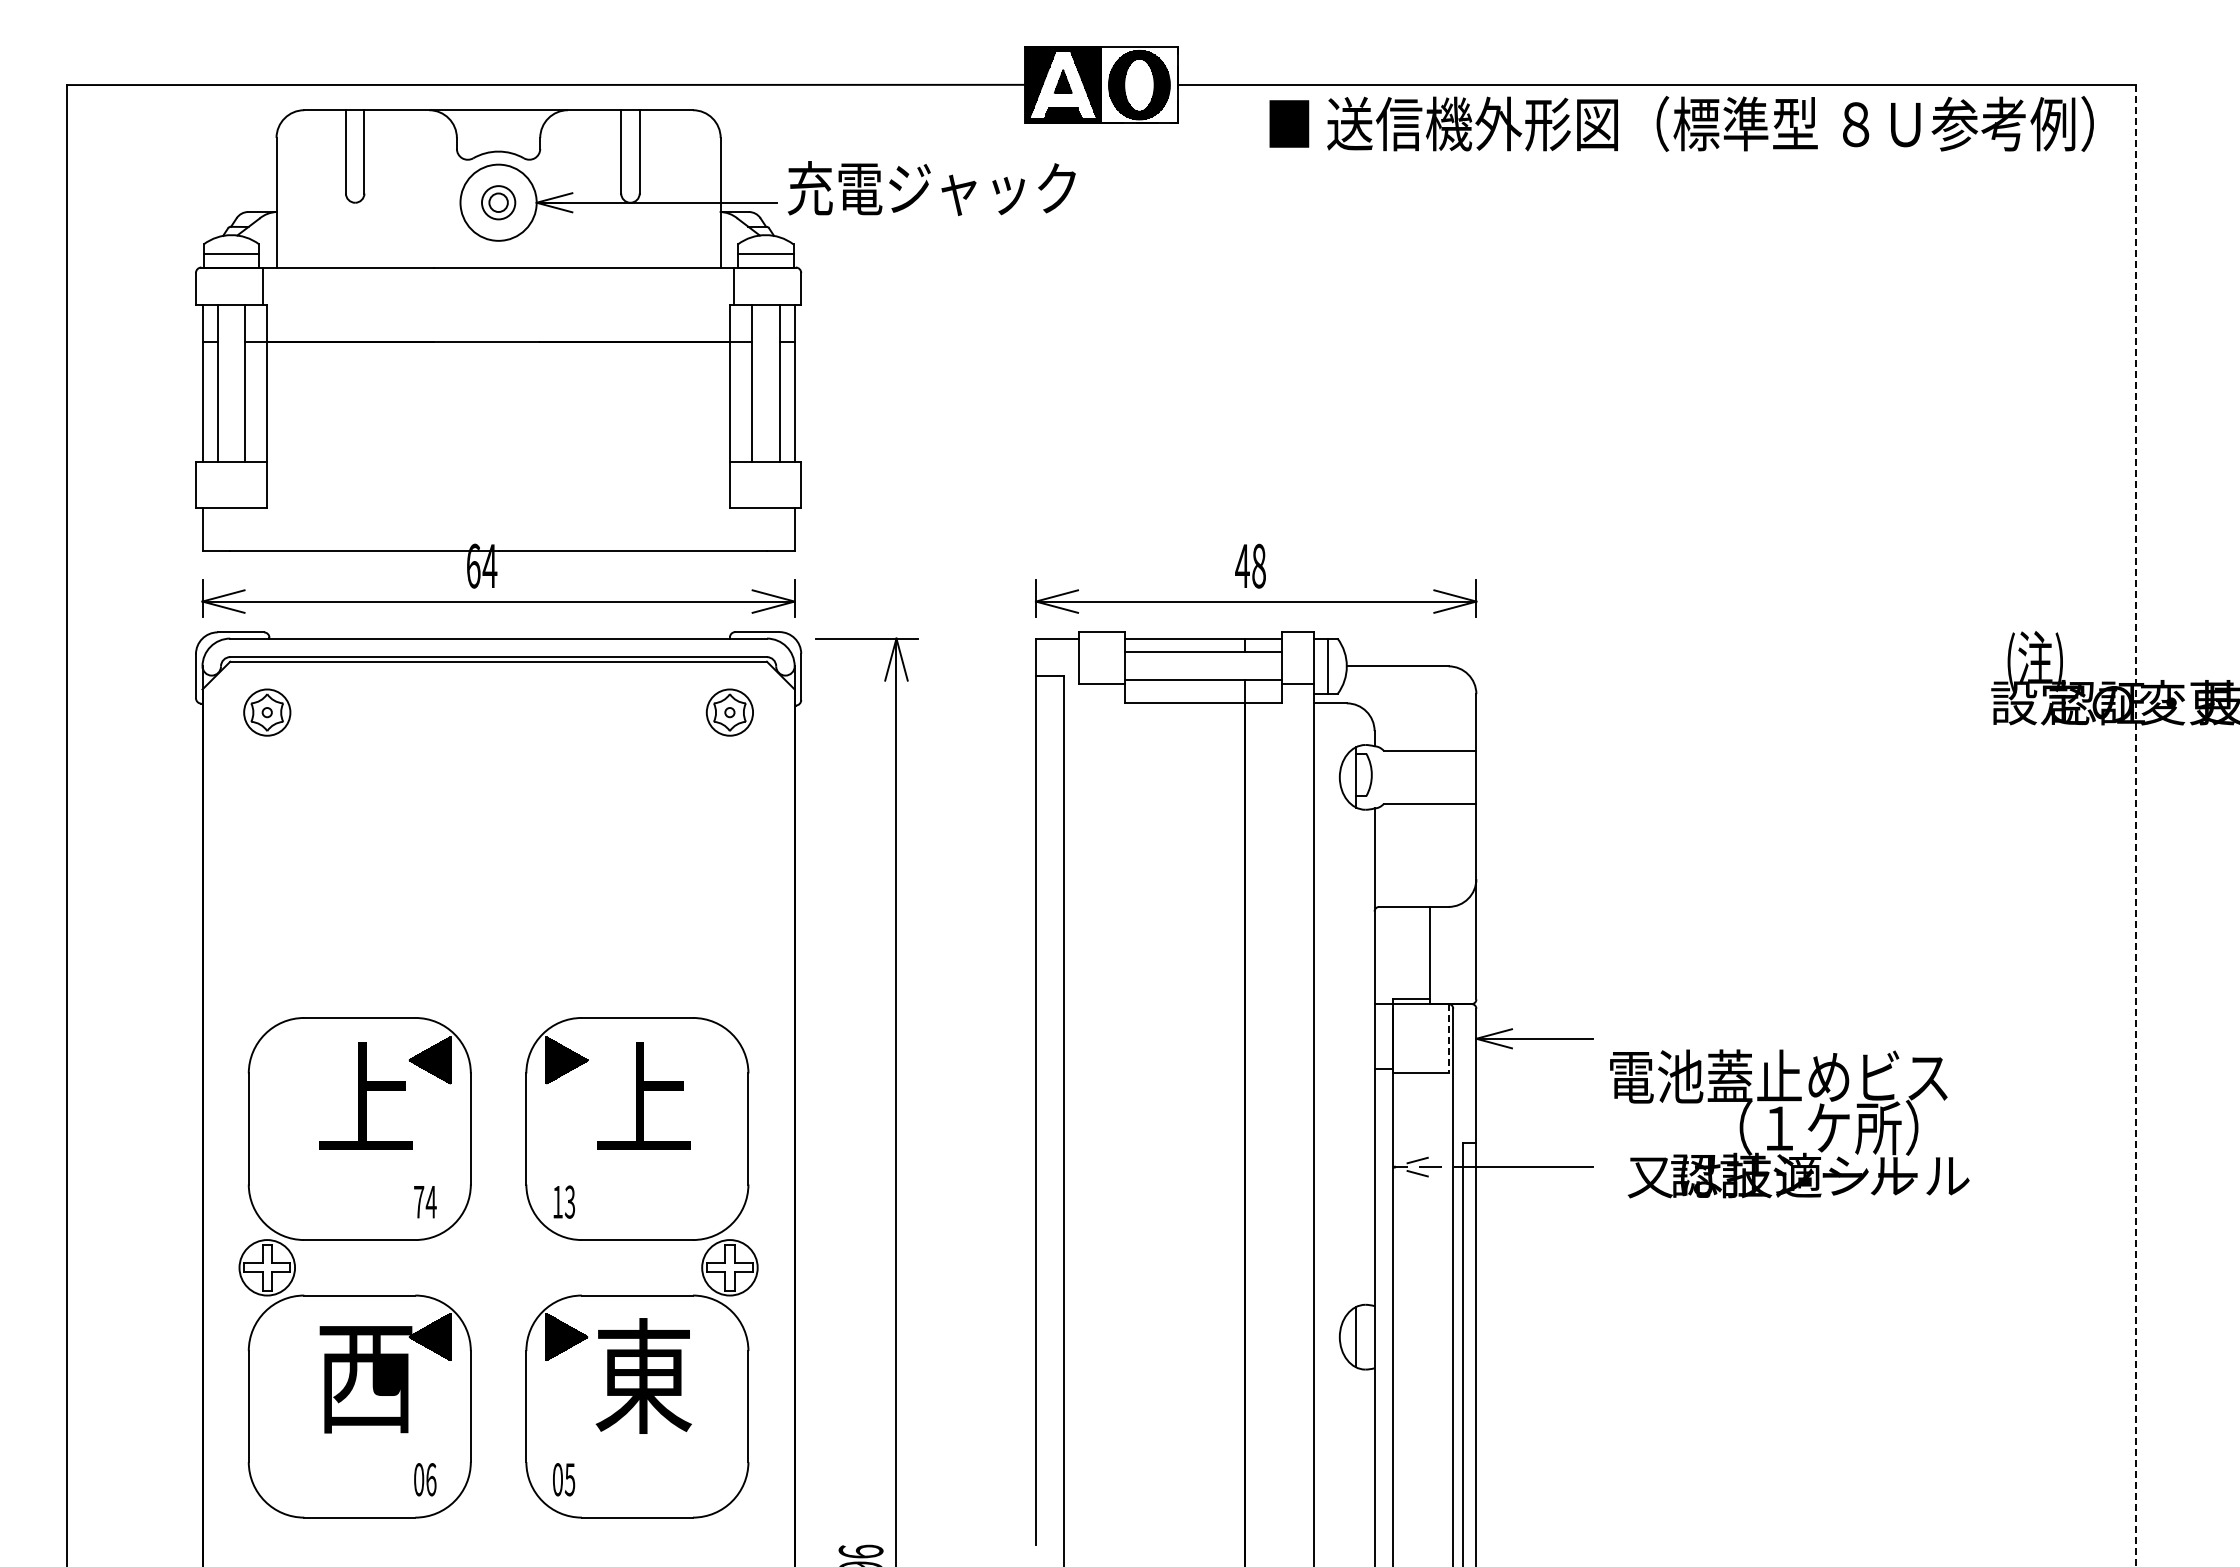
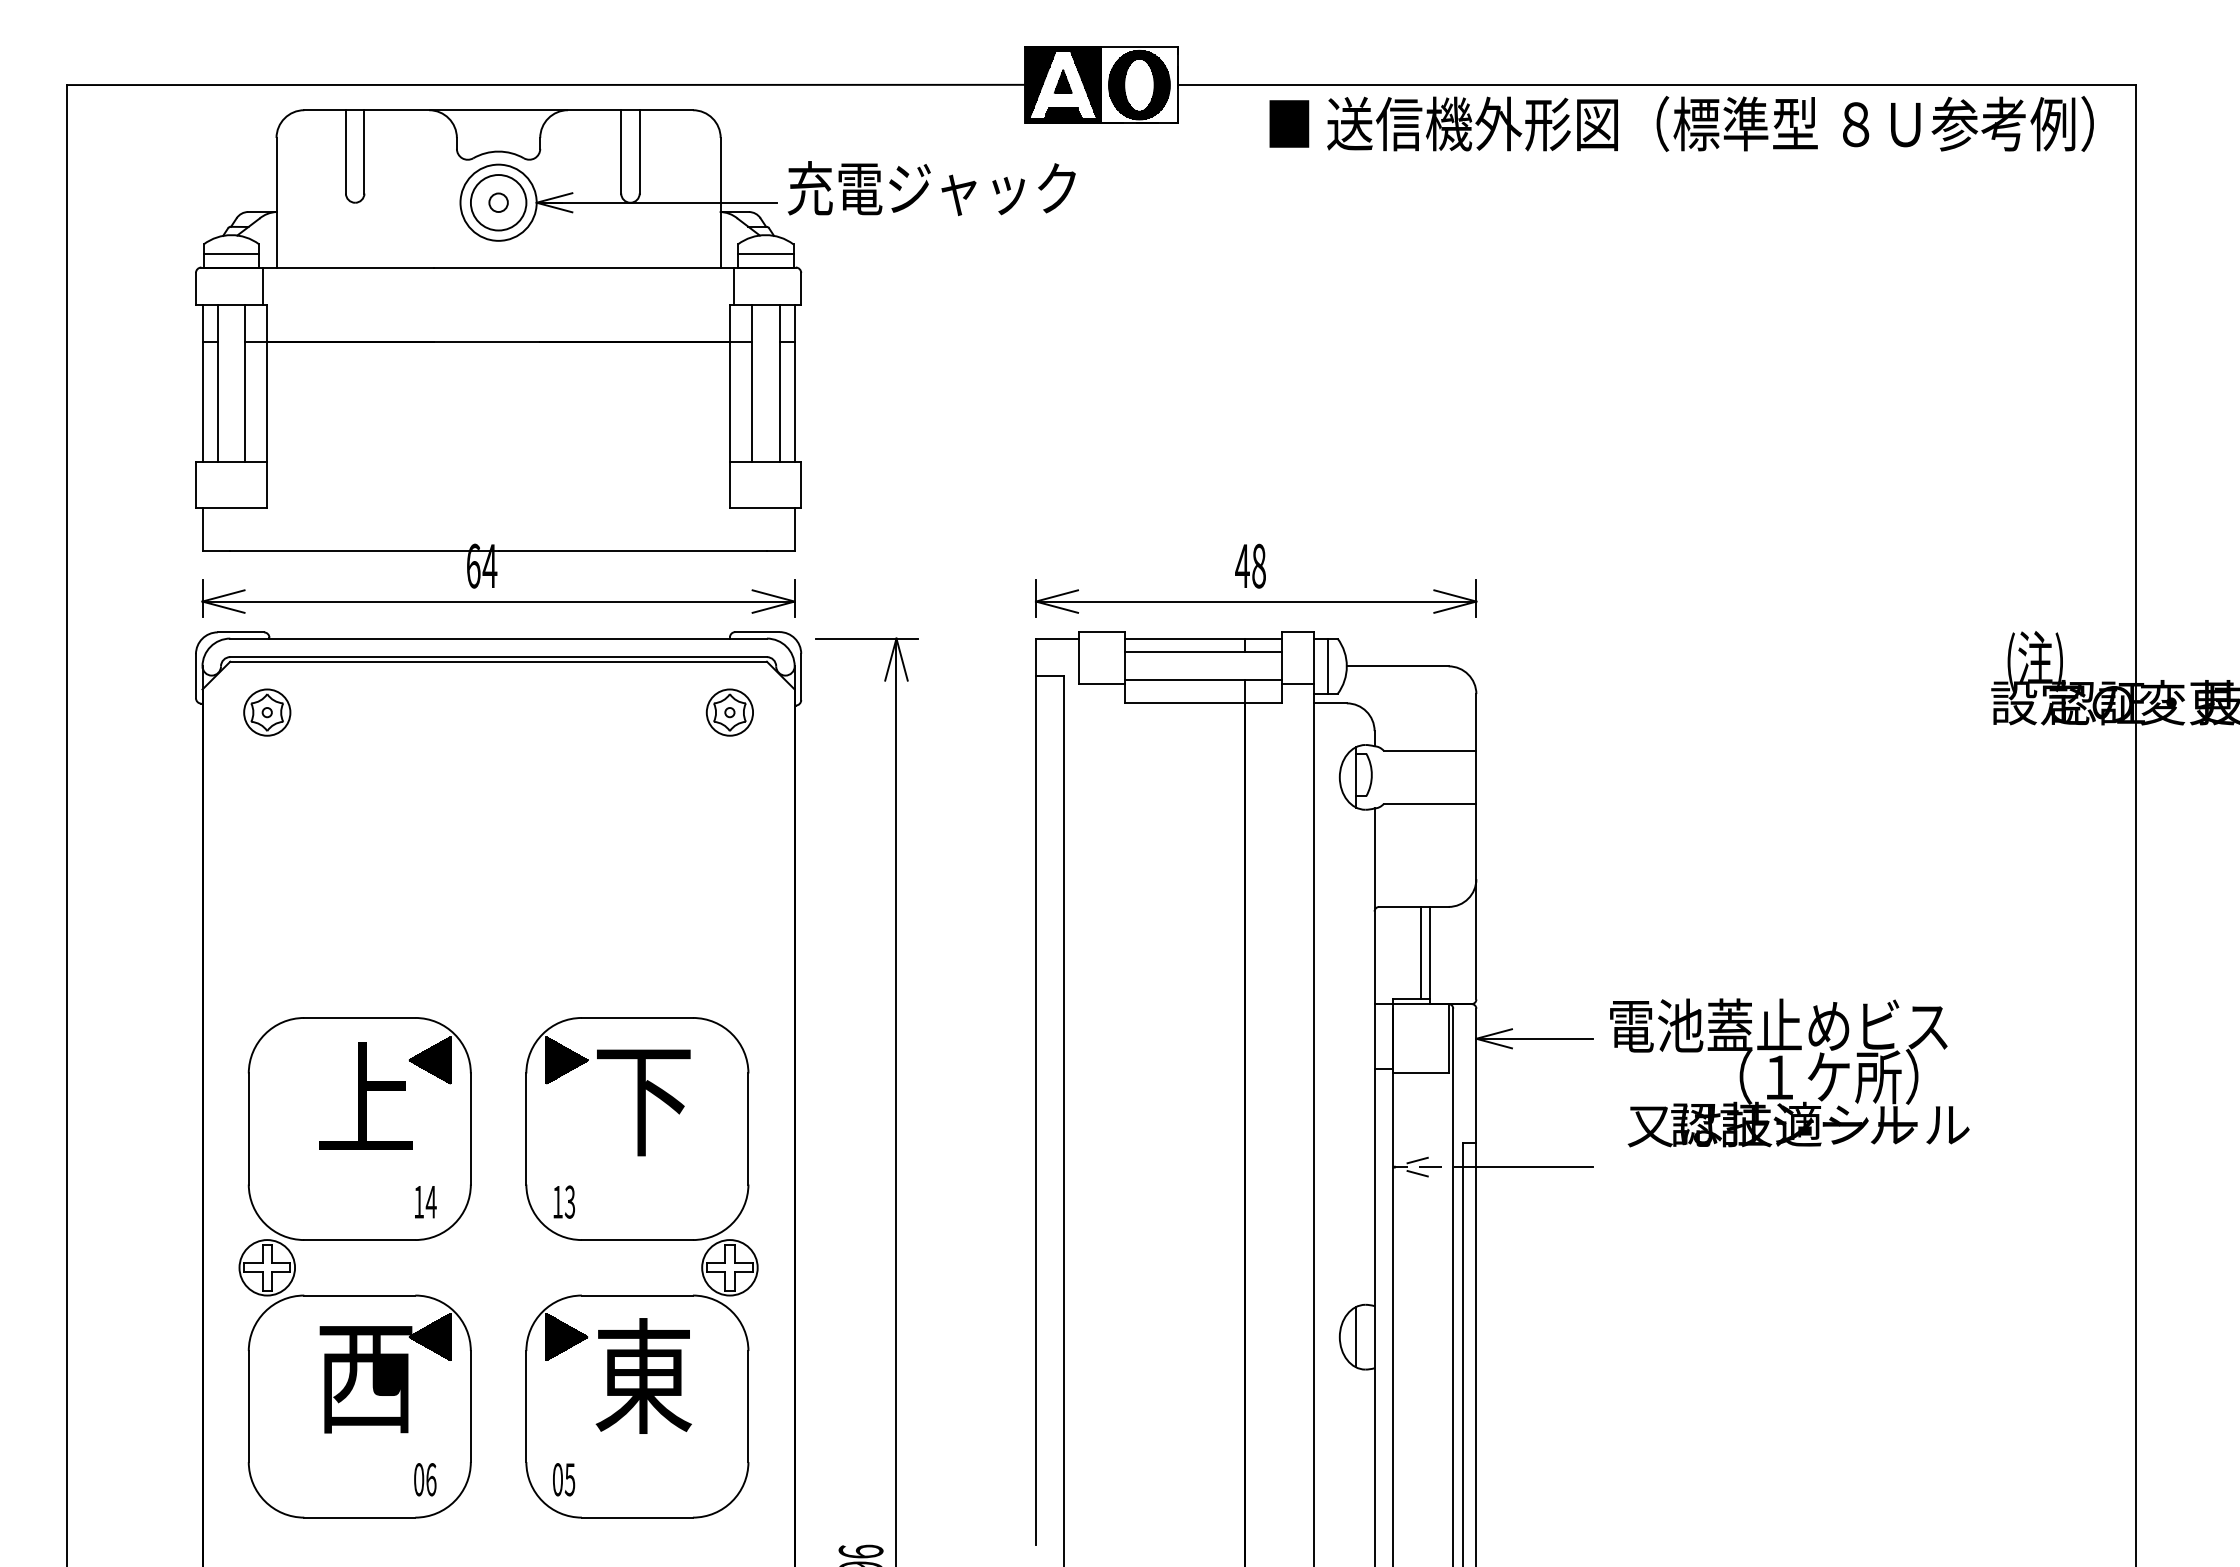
circle diameter: 33 px -> 56 px (498, 202)
line: dashed -> solid (2135, 825)
line: none -> present (1420, 952)
line: dashed -> solid (1448, 1038)
text: 上 -> 下 (643, 1099)
text position: (1789, 1123) -> (1789, 1072) (1789, 1072)
text: 74 -> 14 (419, 1202)
